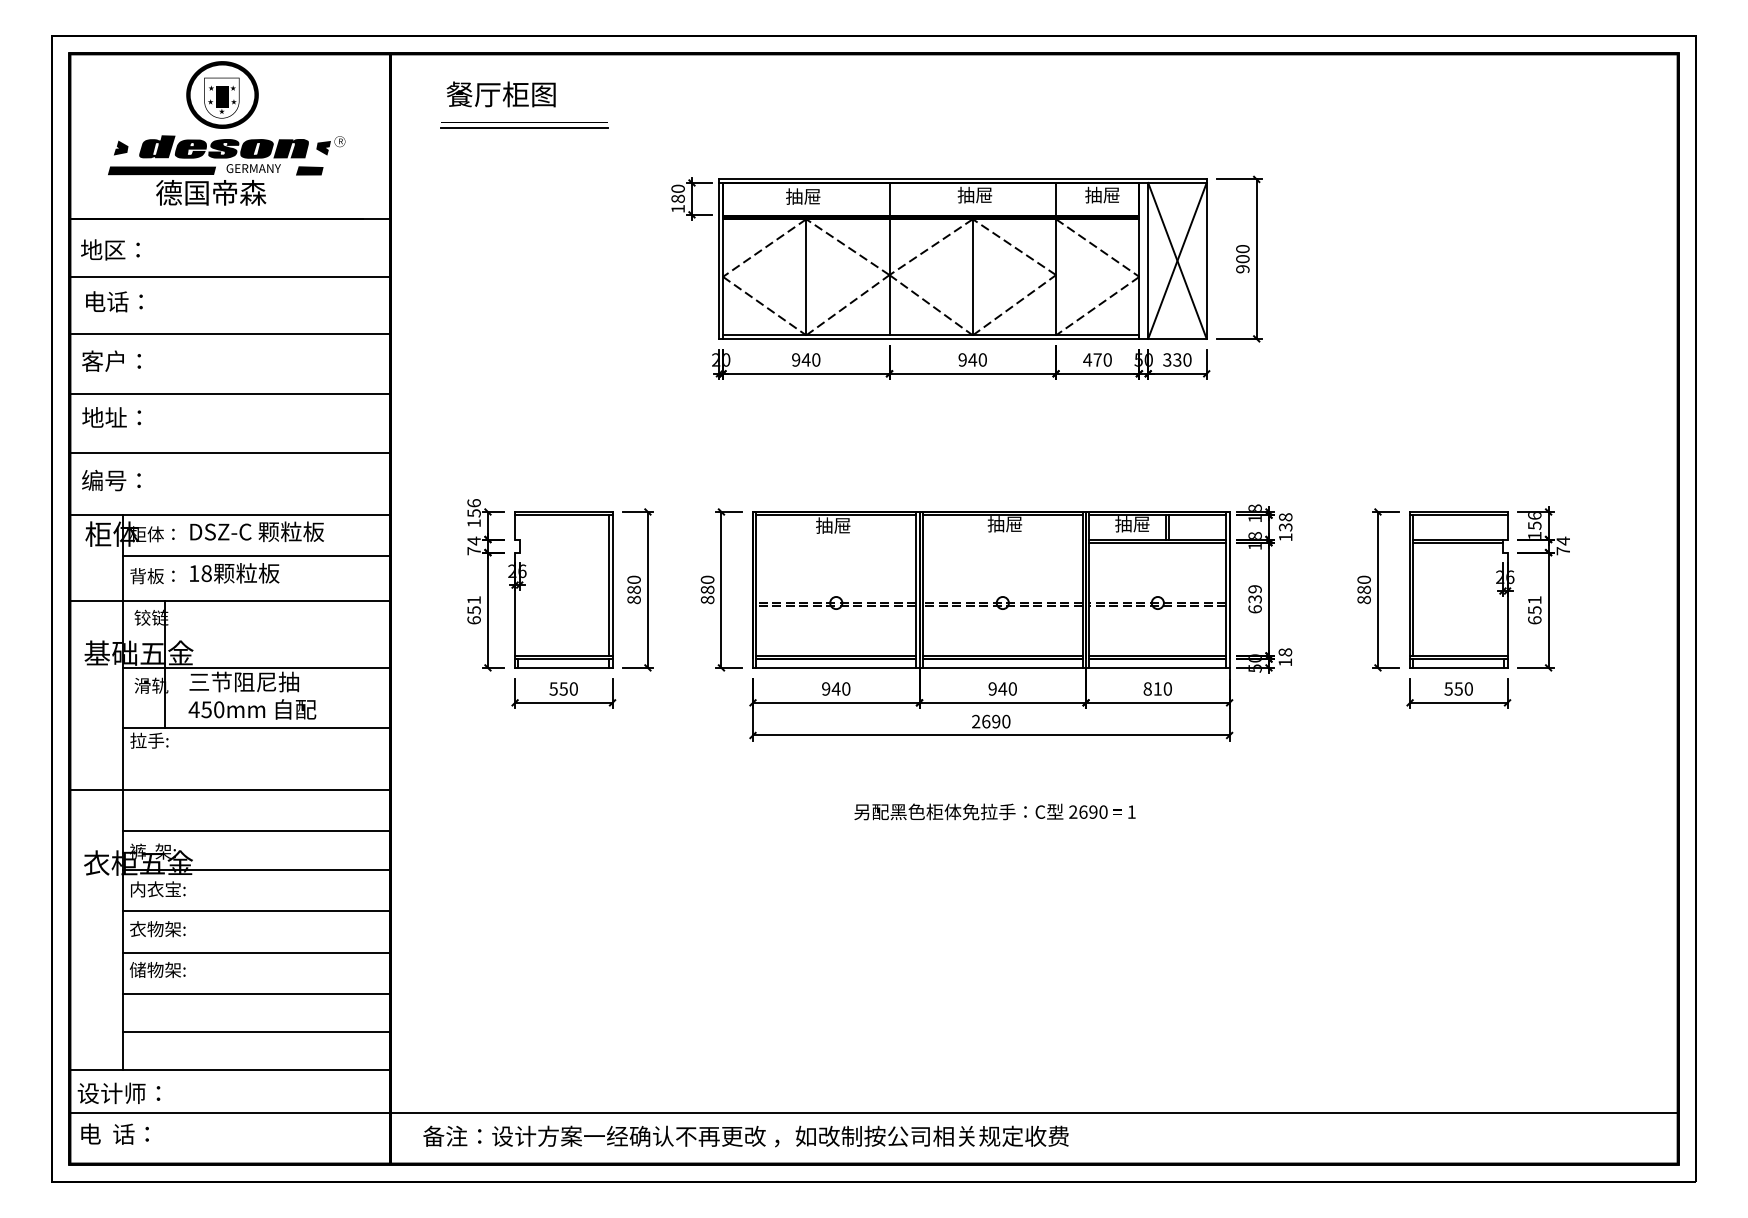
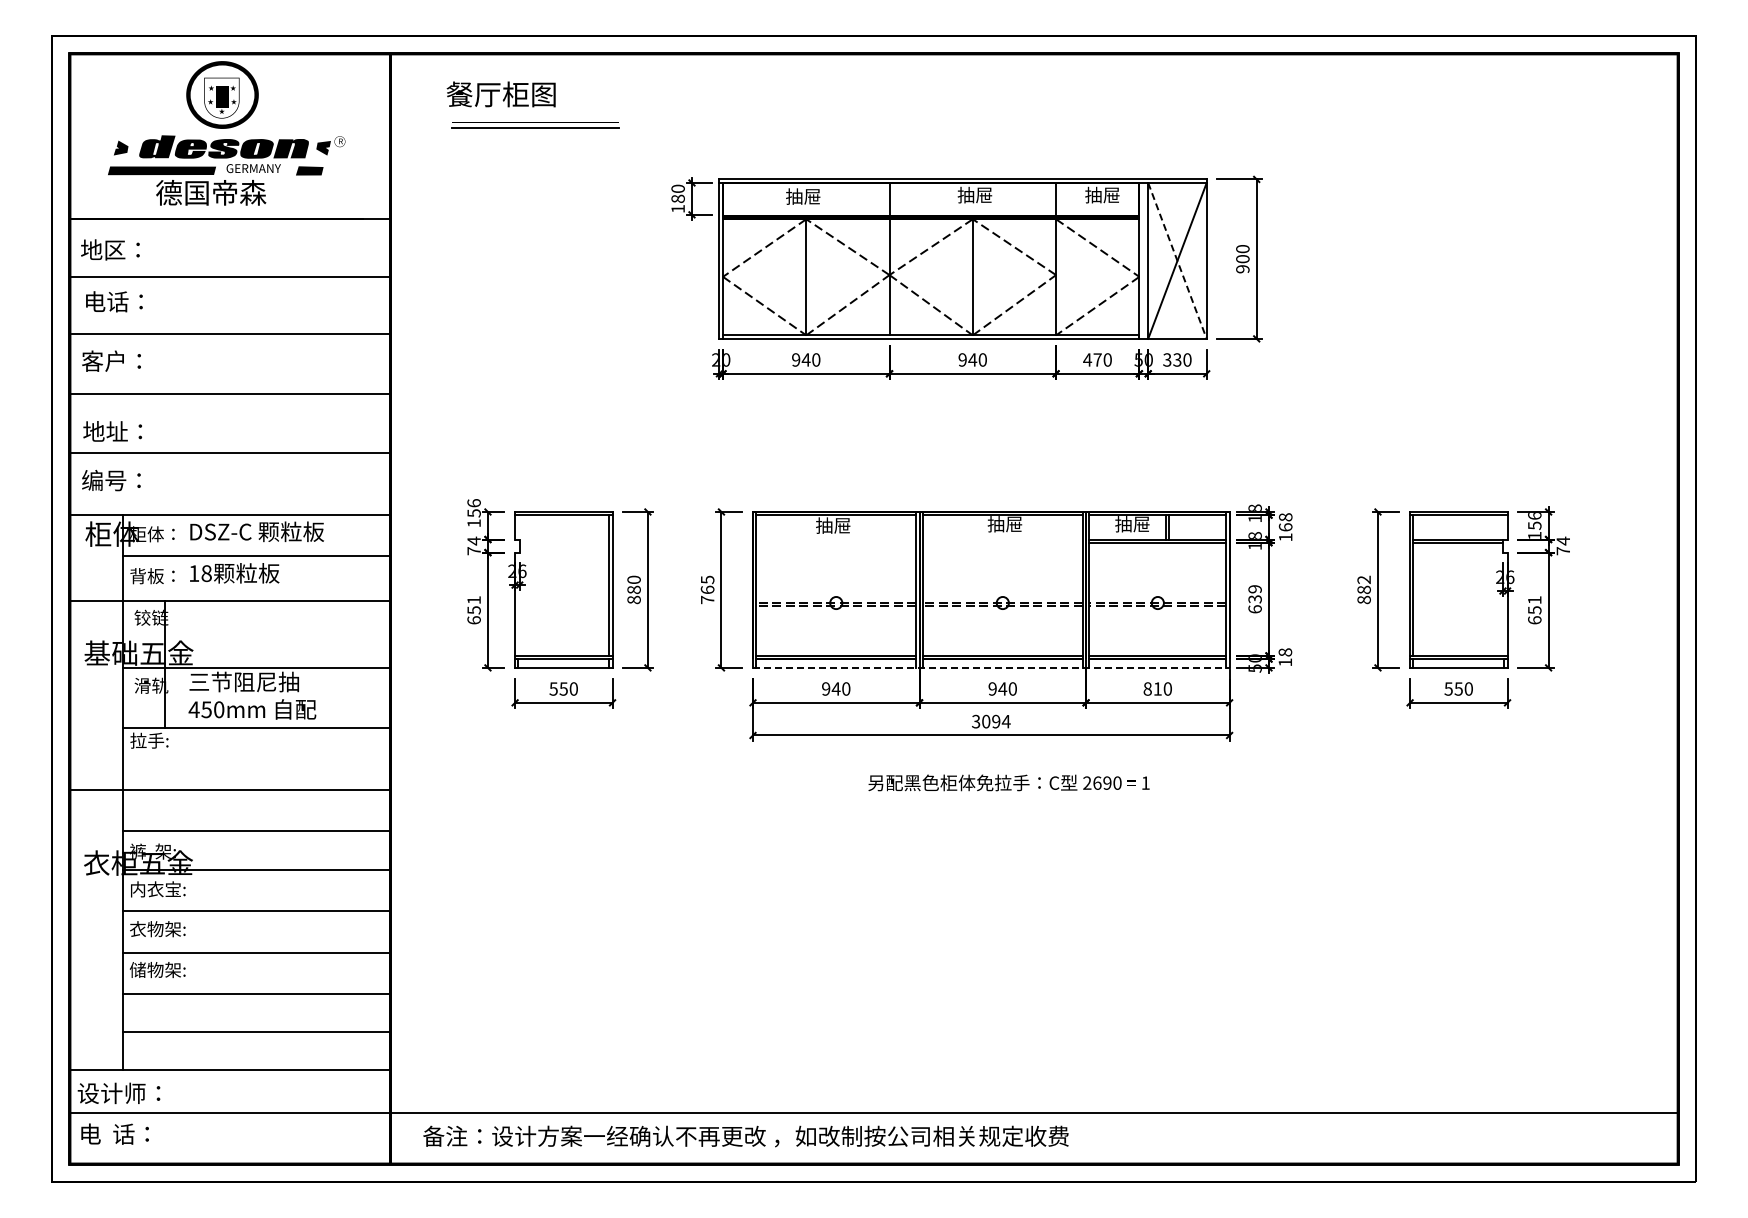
part position: (524, 125) -> (535, 125) (535, 125)
line: solid -> dashed (1177, 261)
text position: (111, 417) -> (112, 431) (112, 431)
text: 138 -> 168 (1285, 527)
text: 880 -> 882 (1363, 579)
text: 880 -> 765 (707, 589)
line: solid -> dashed (991, 667)
text: 2690 -> 3094 (991, 721)
text position: (994, 811) -> (1008, 782) (1008, 782)
